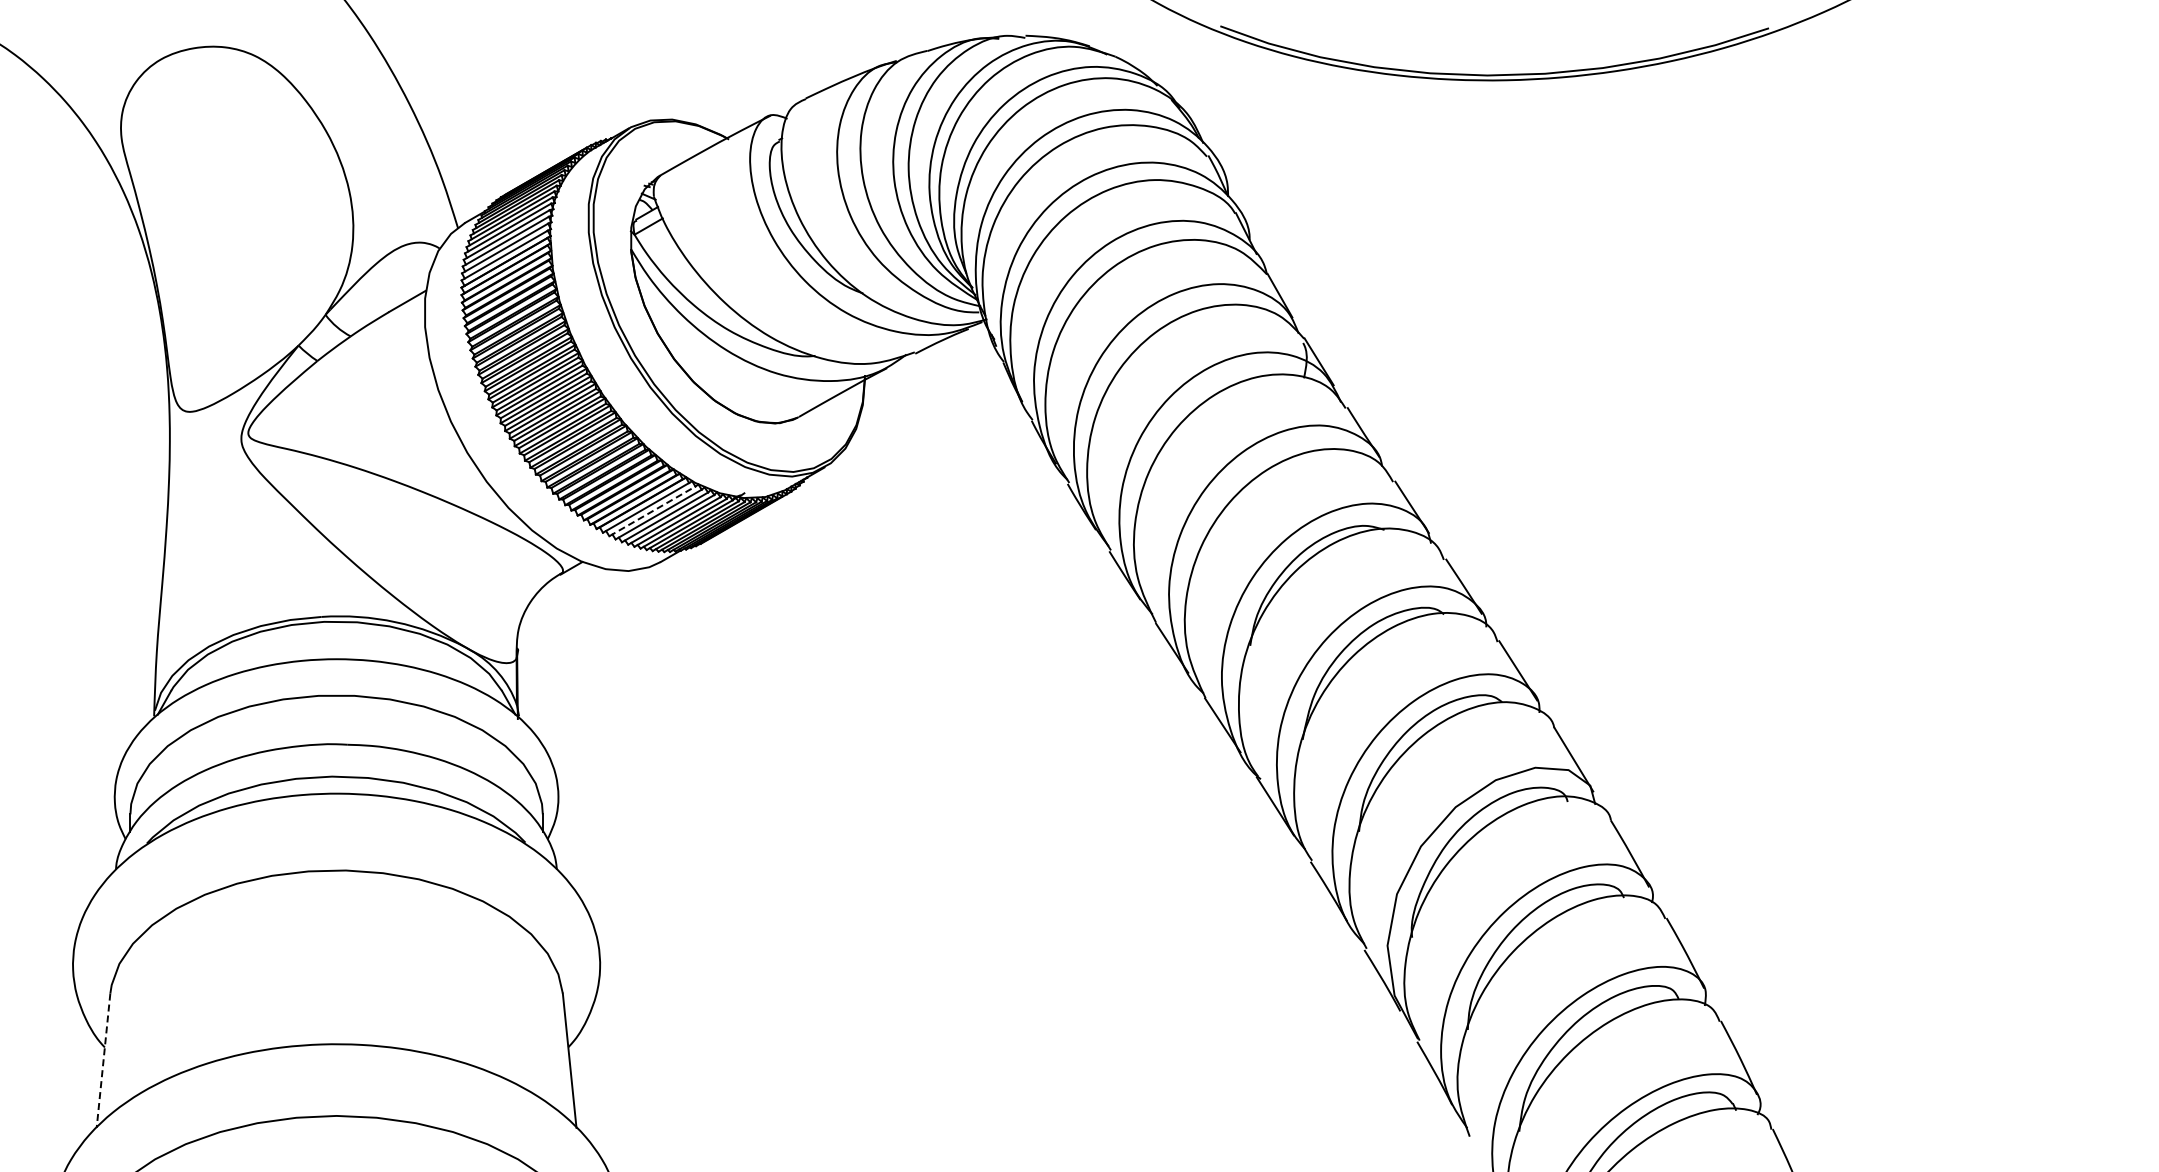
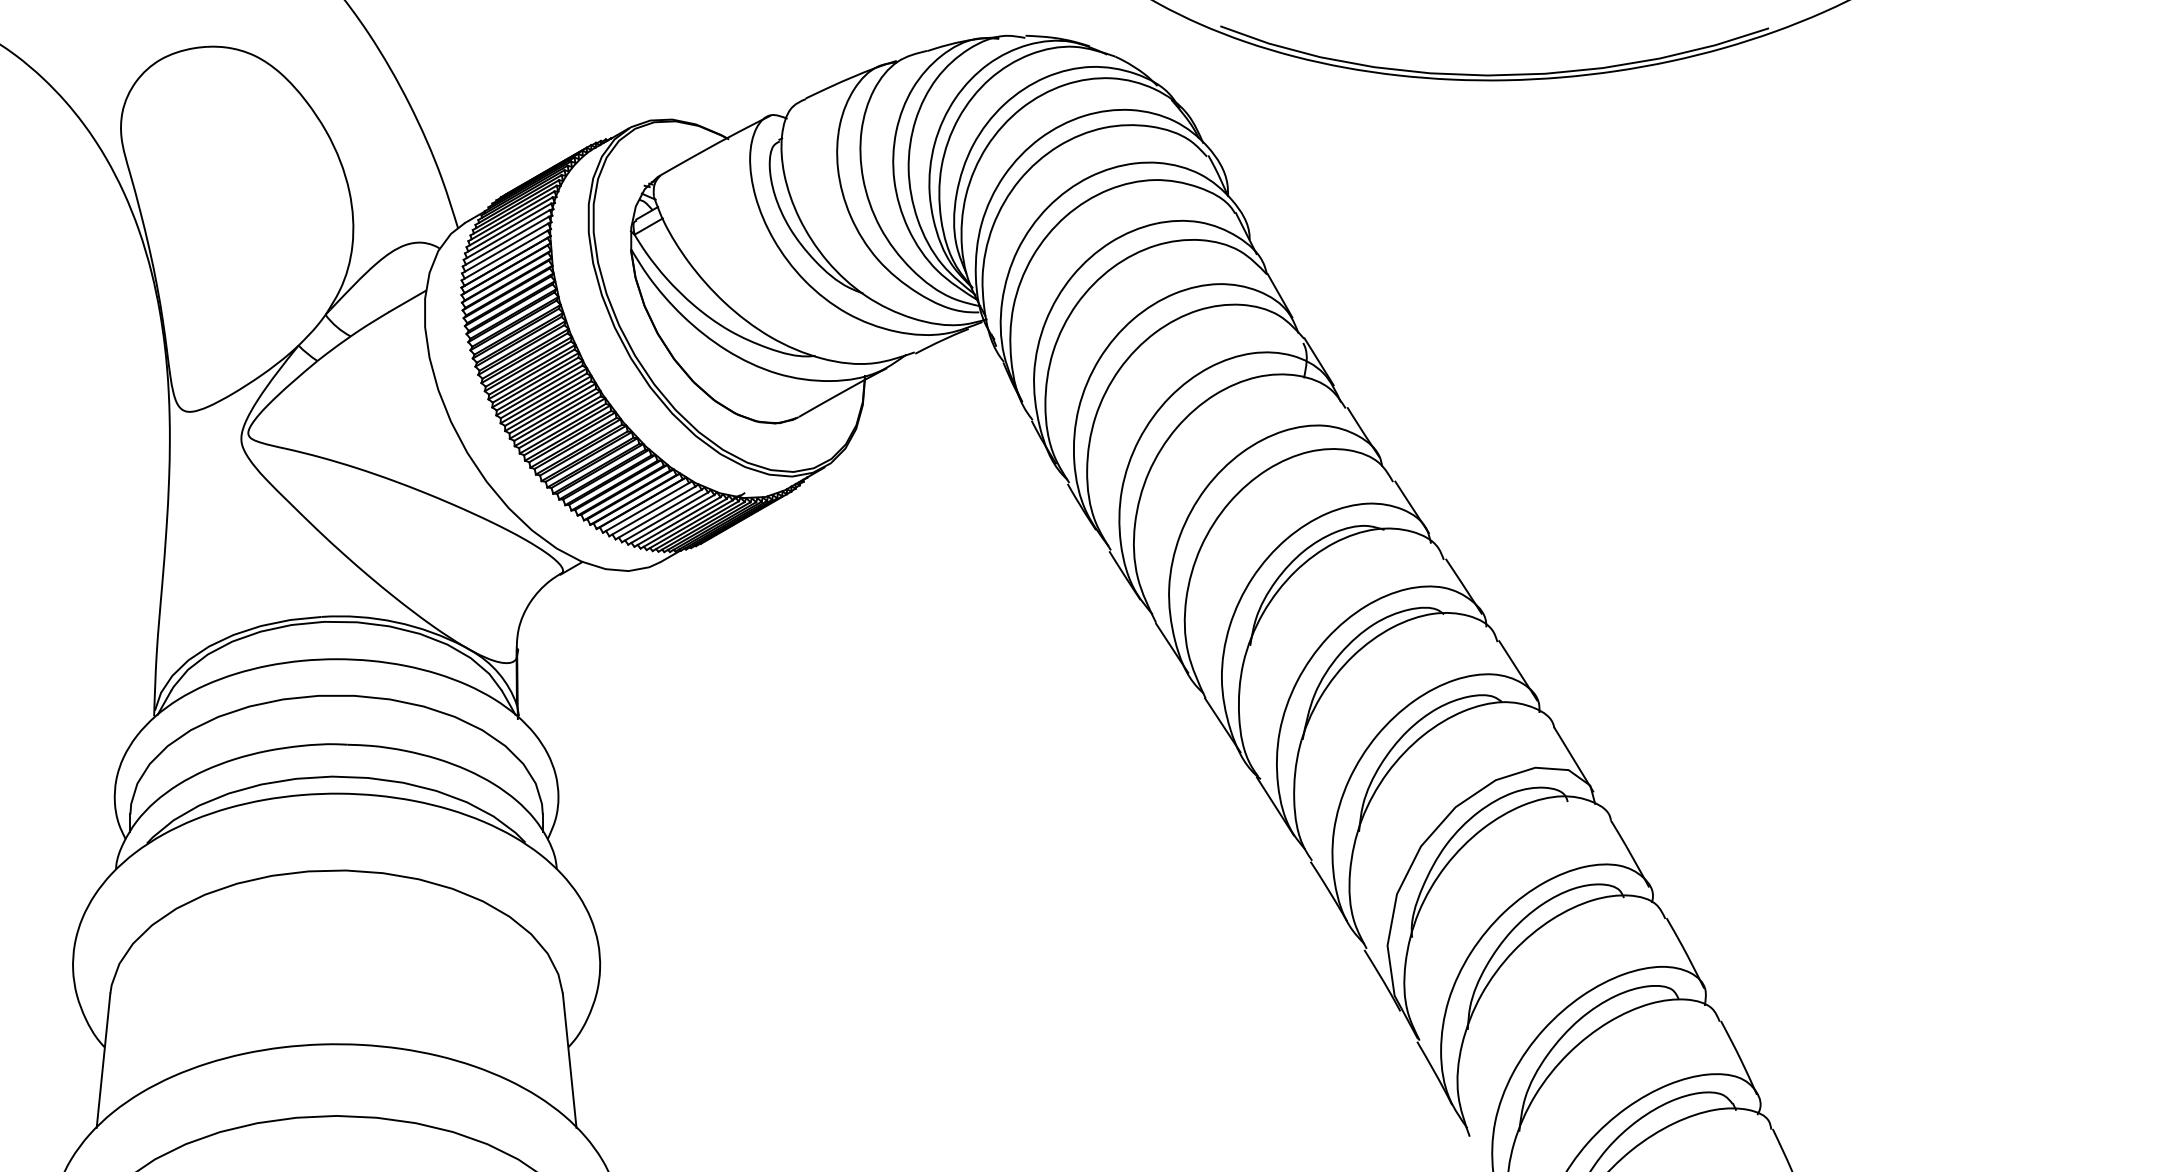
line: dashed -> solid (652, 511)
line: dashed -> solid (103, 1061)
